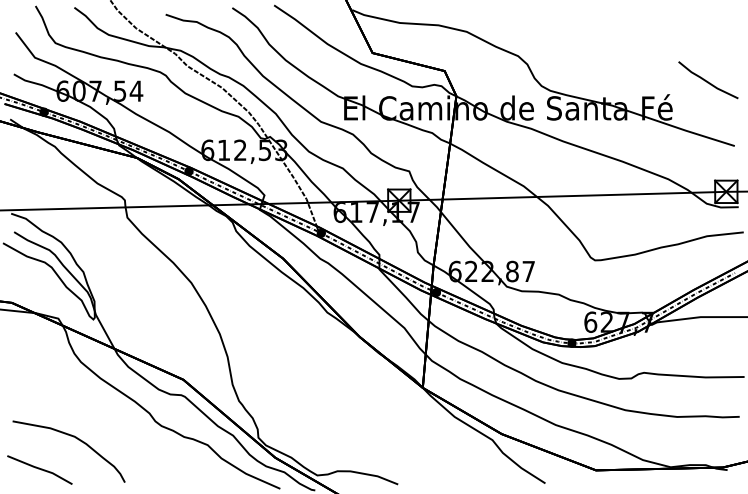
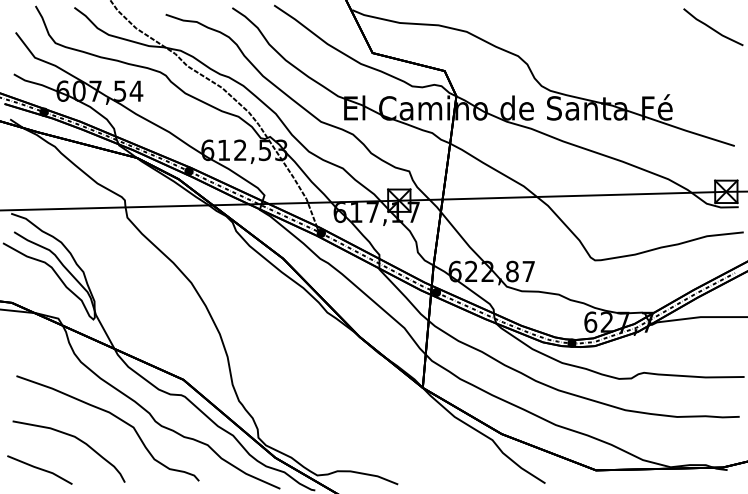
line position: (707, 80) -> (712, 27) (712, 27)
curve: none -> present (113, 416)
